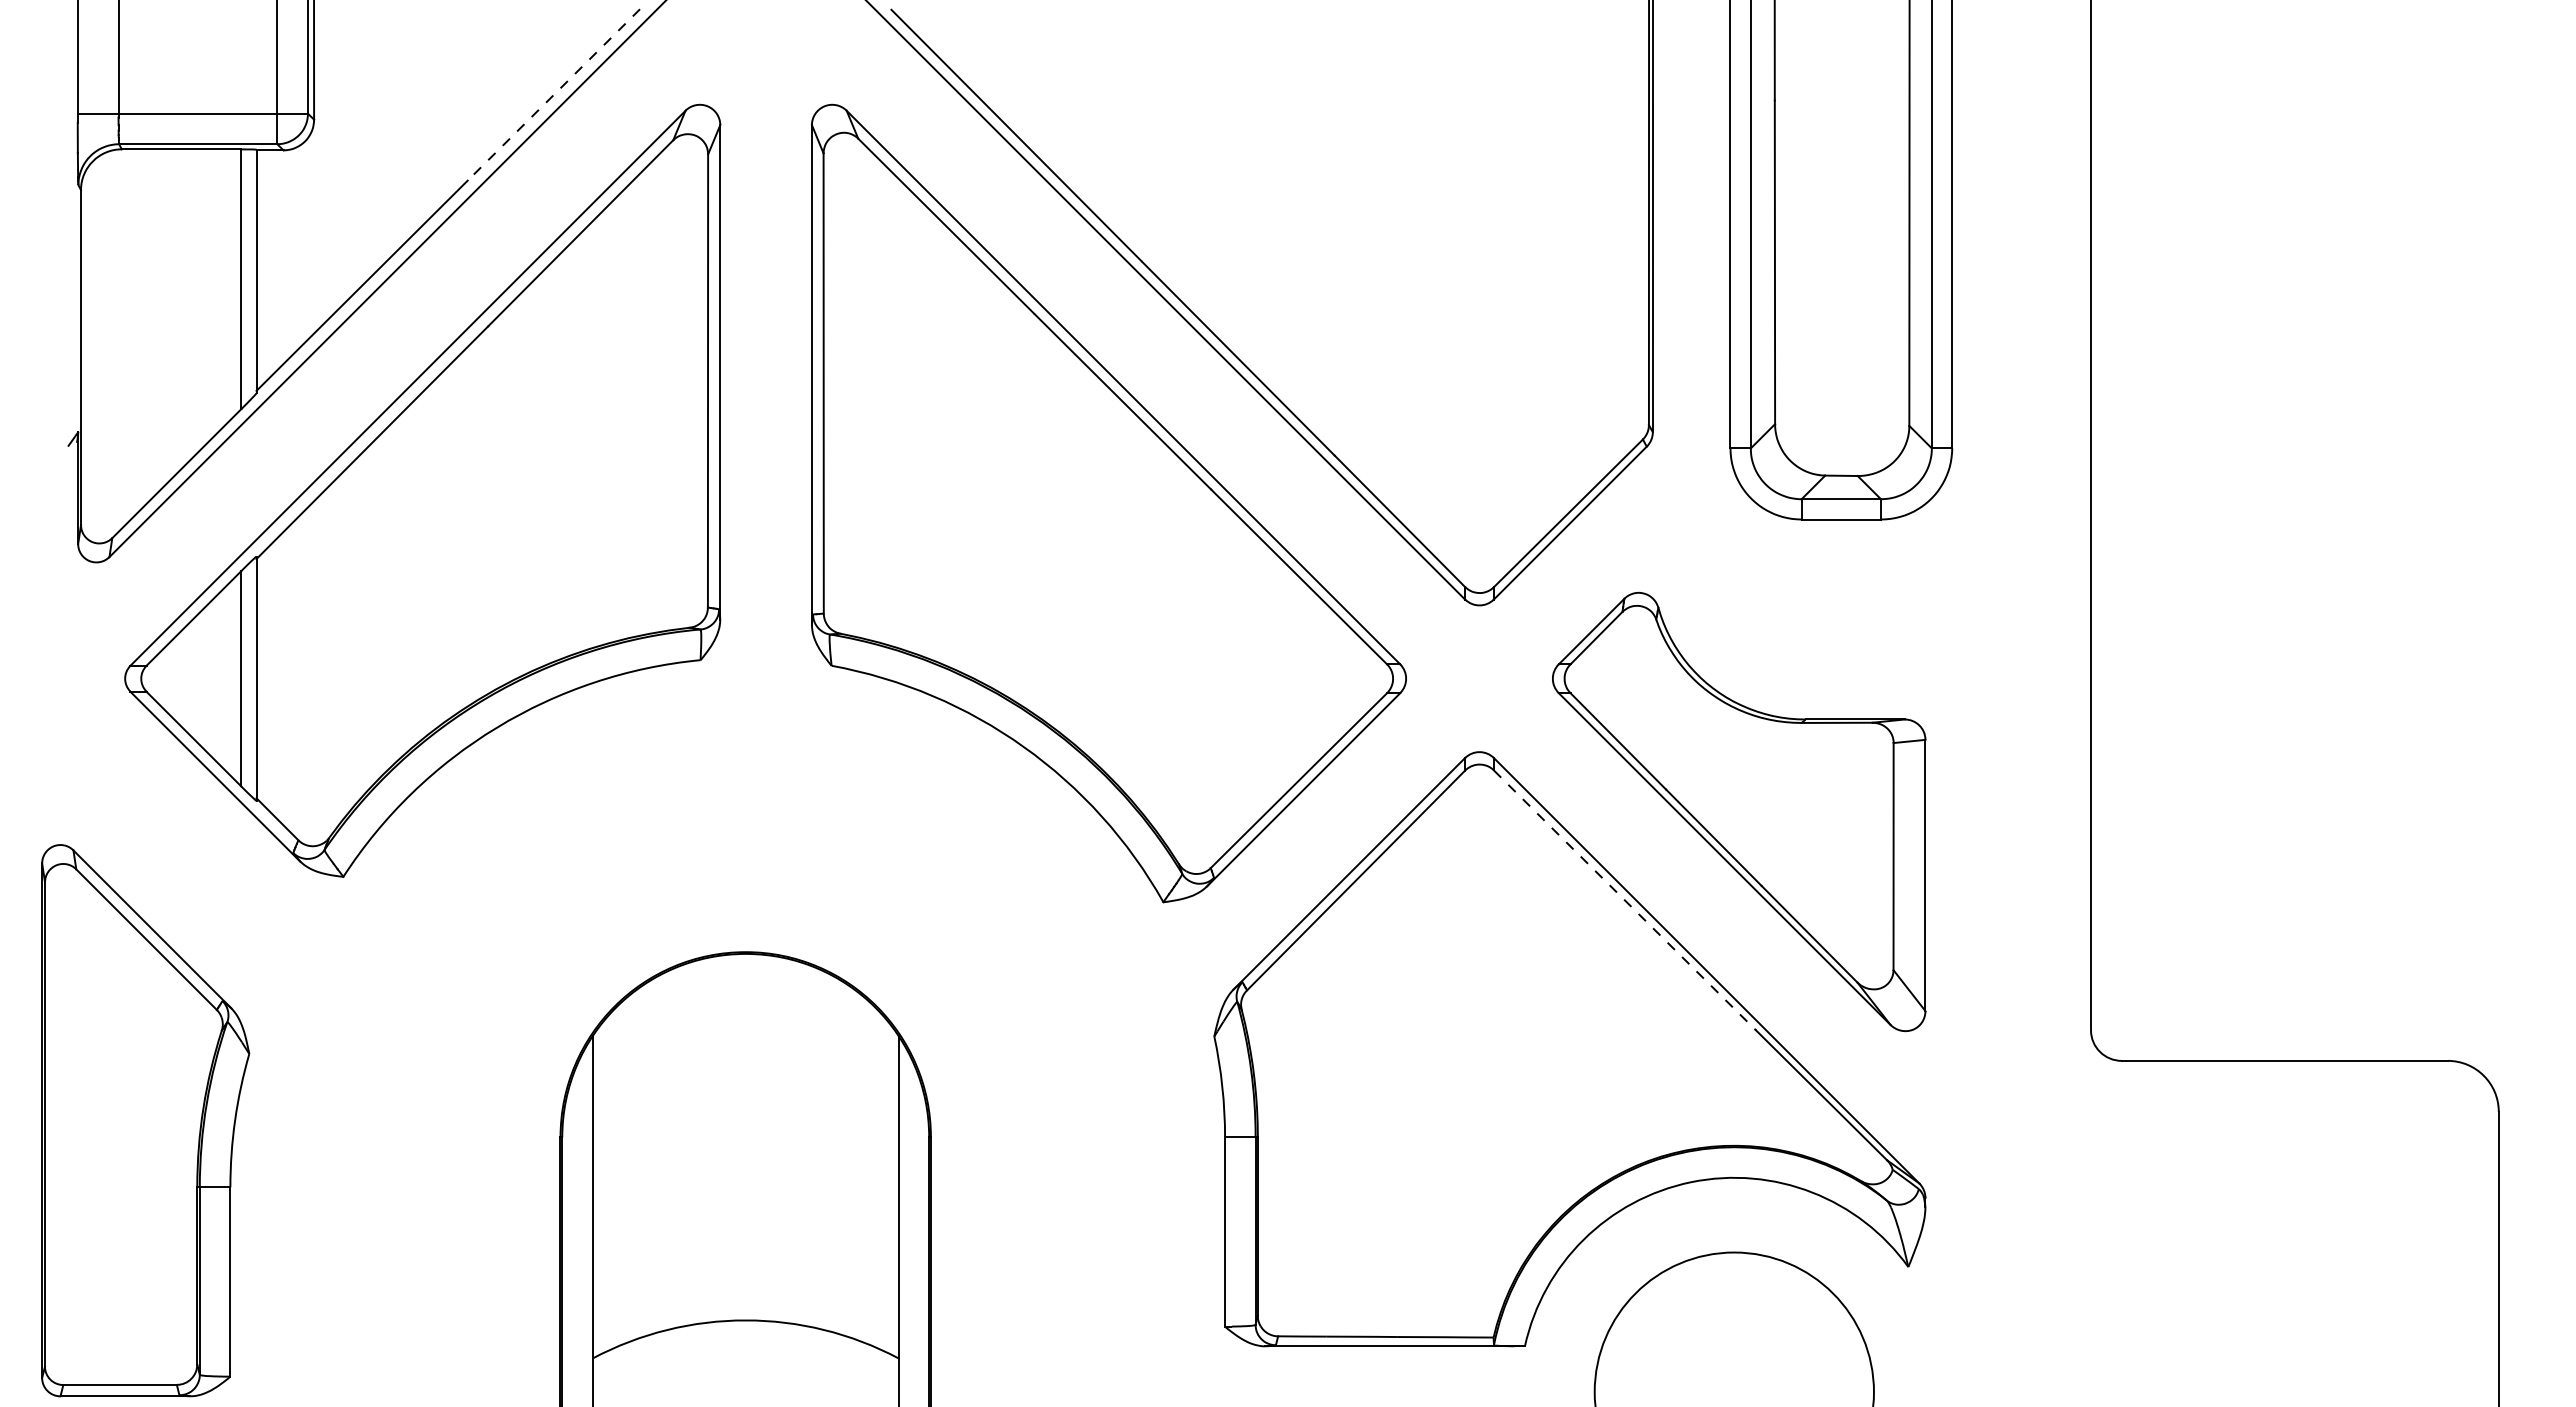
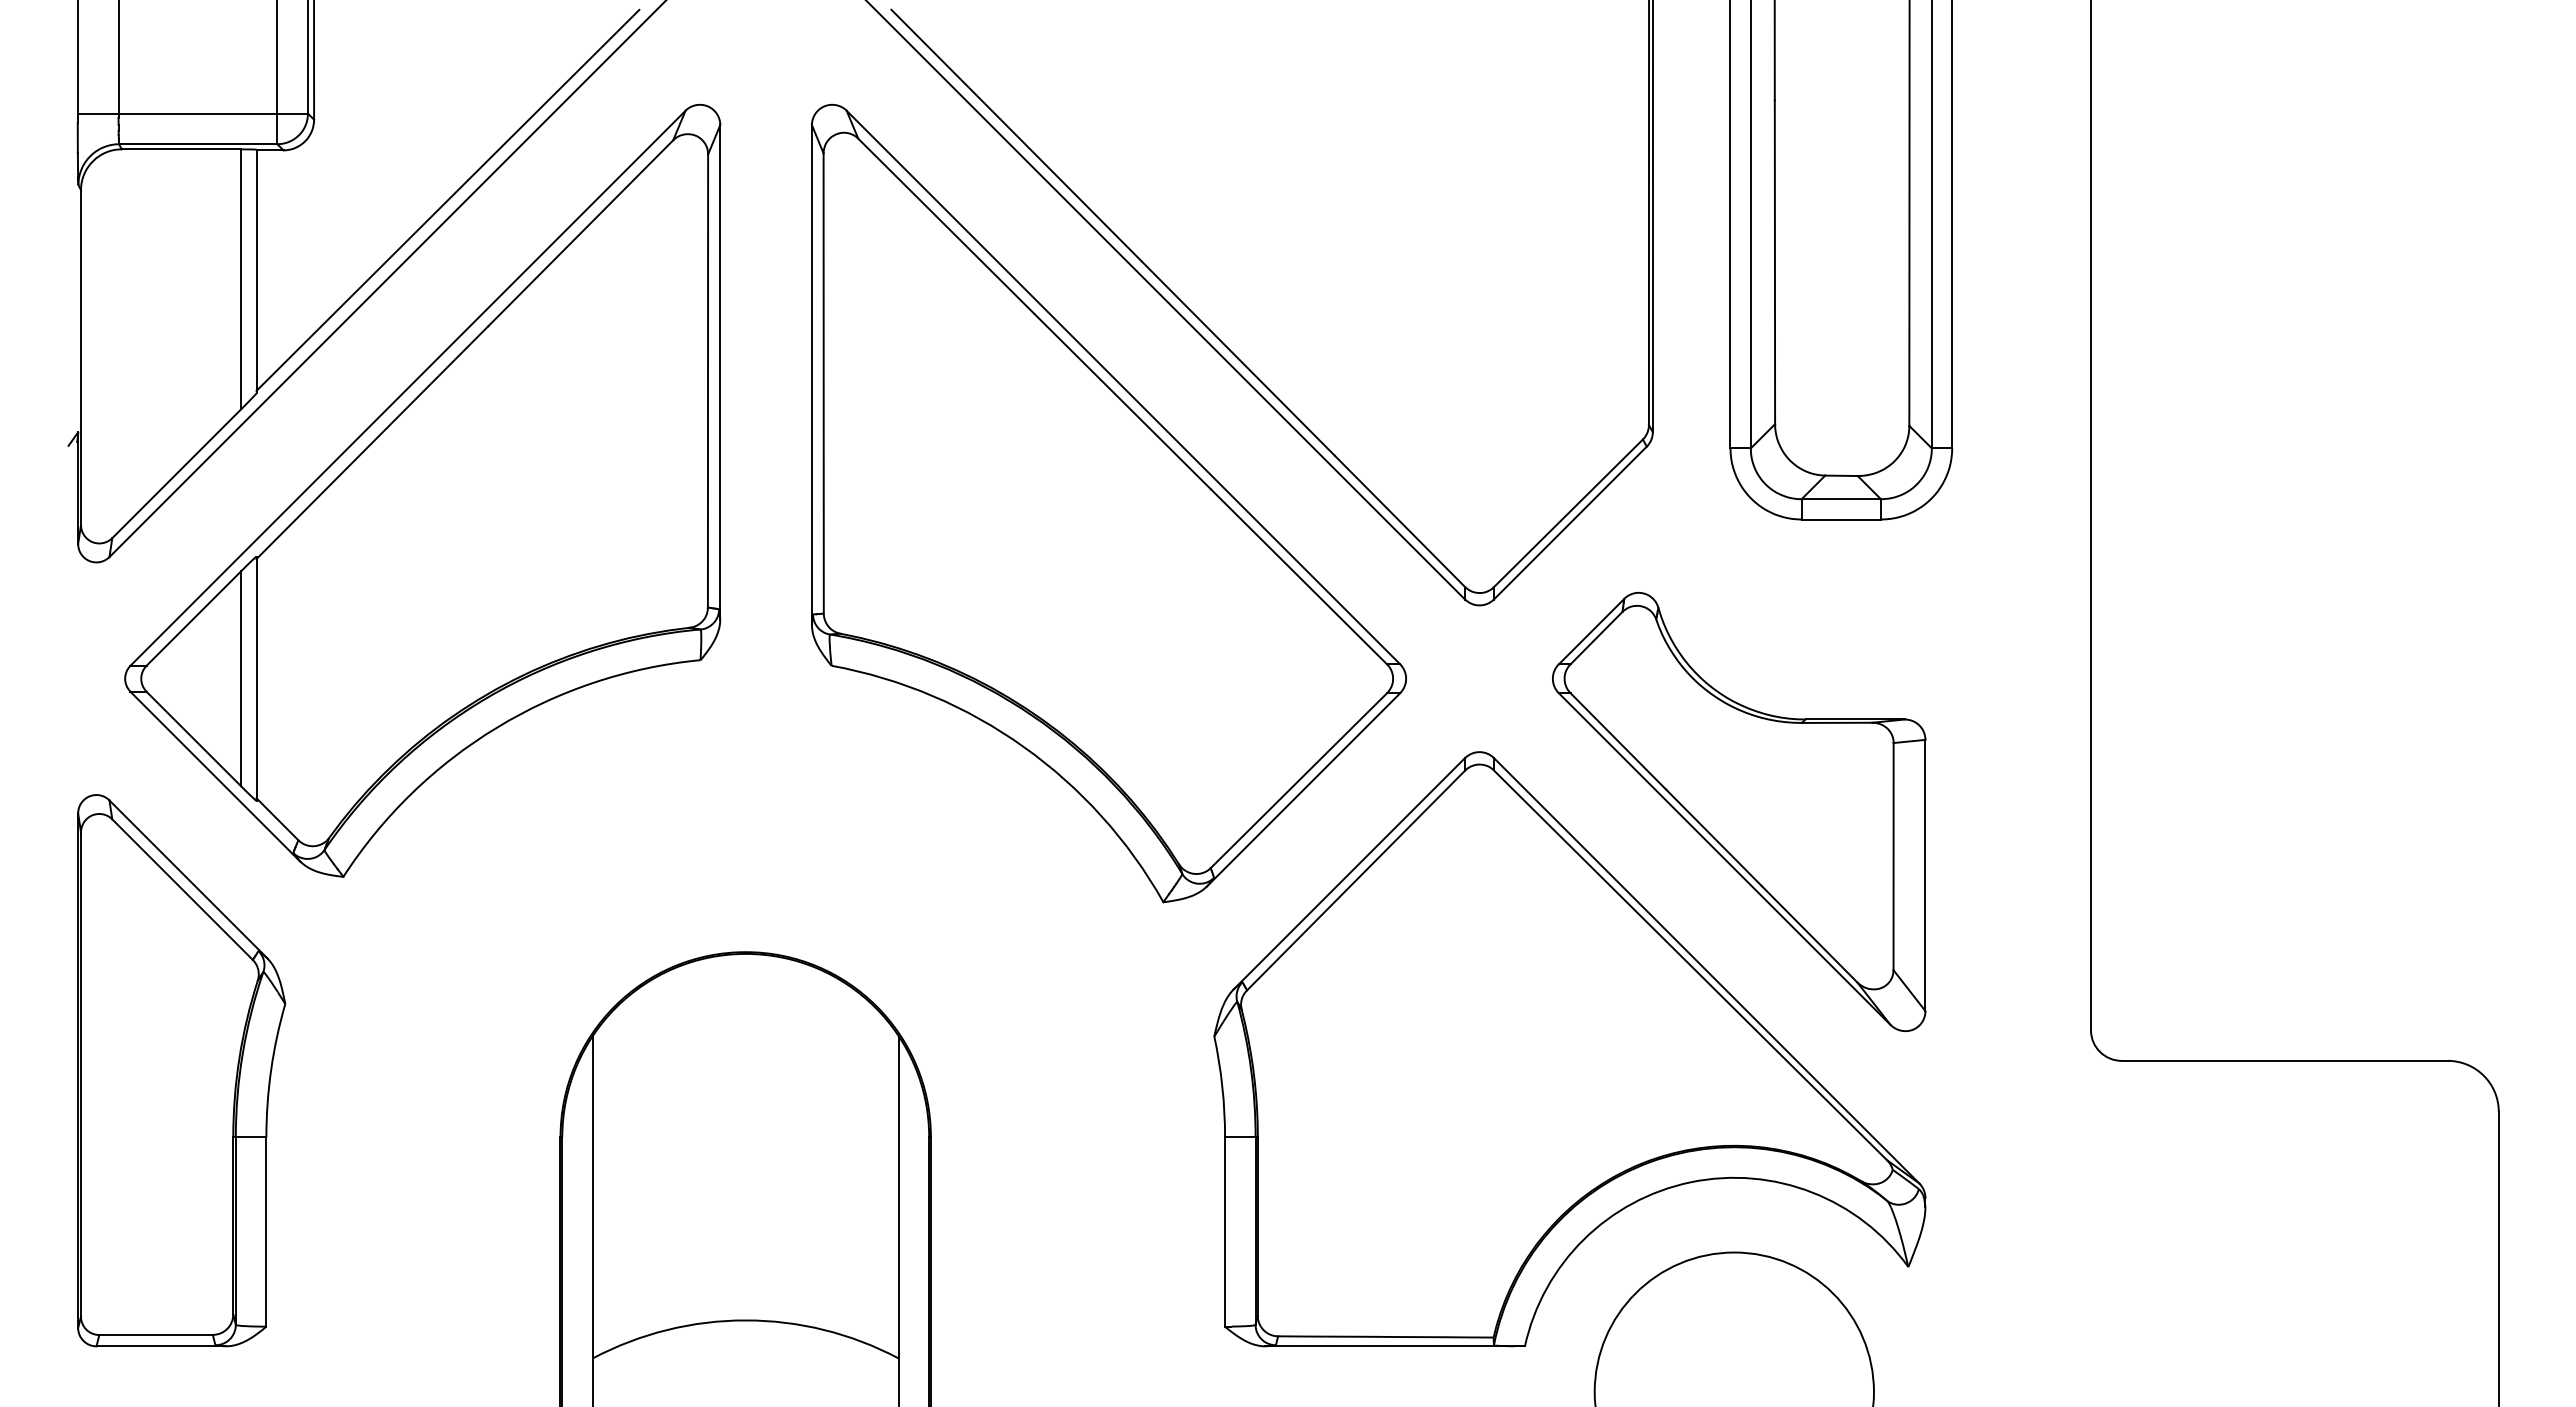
line: dashed -> solid (554, 94)
line: dashed -> solid (1624, 900)
part position: (145, 1120) -> (181, 1070) (181, 1070)
